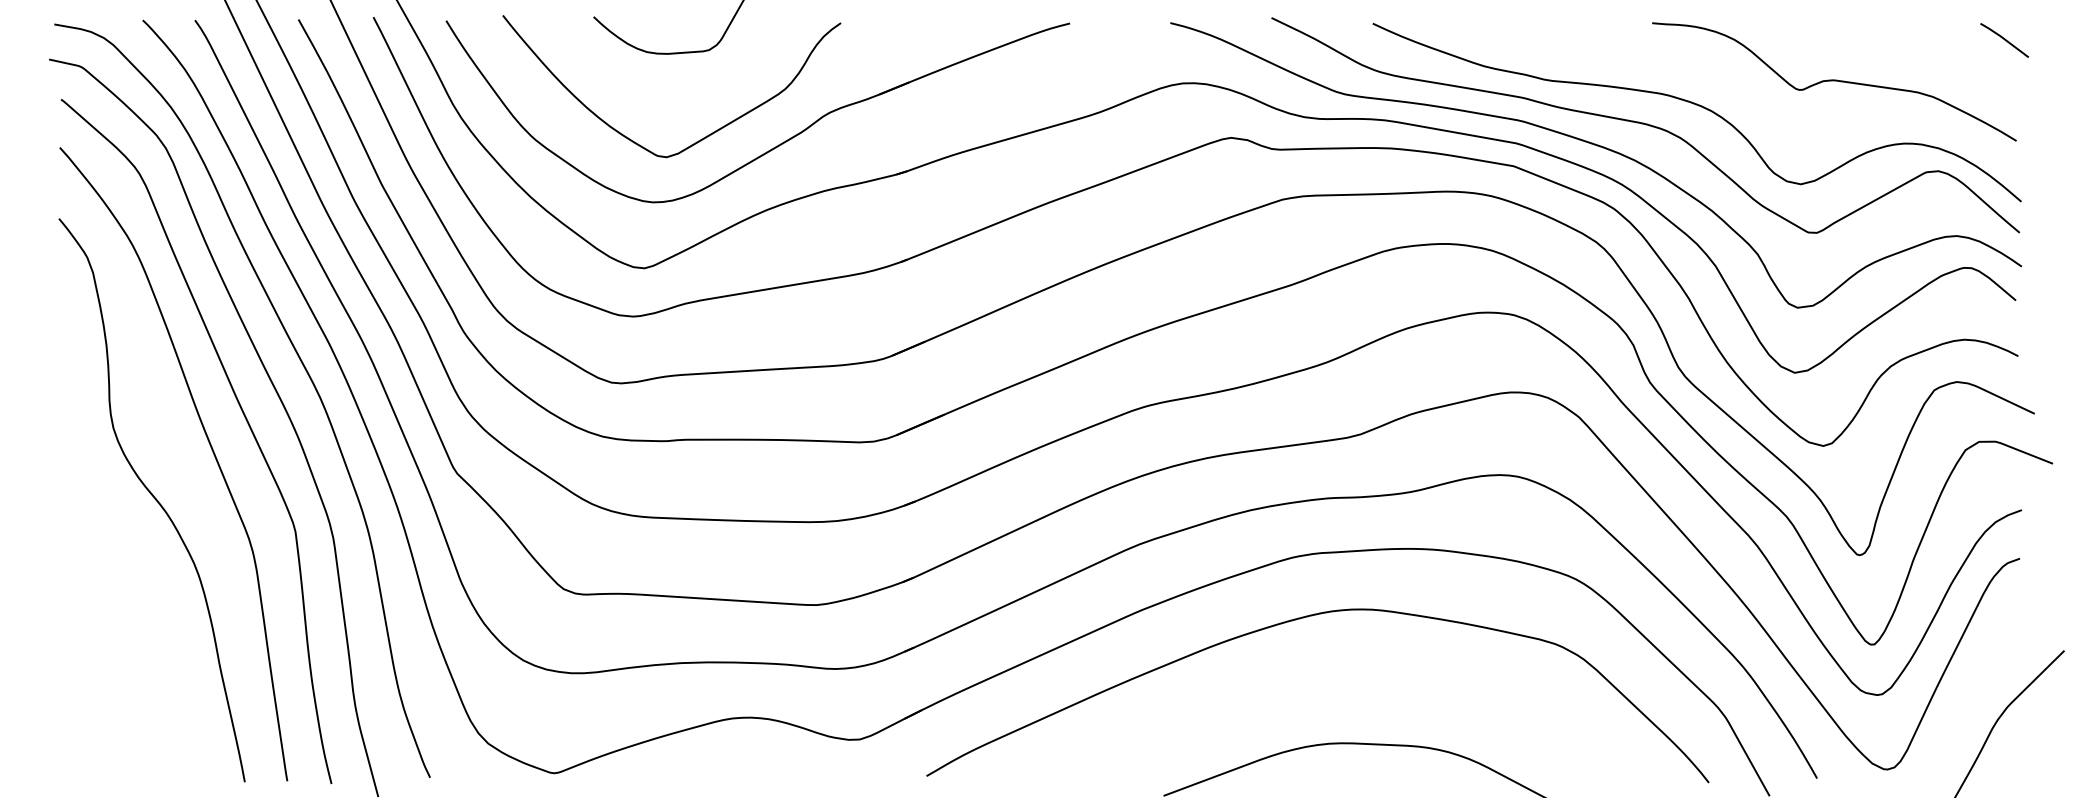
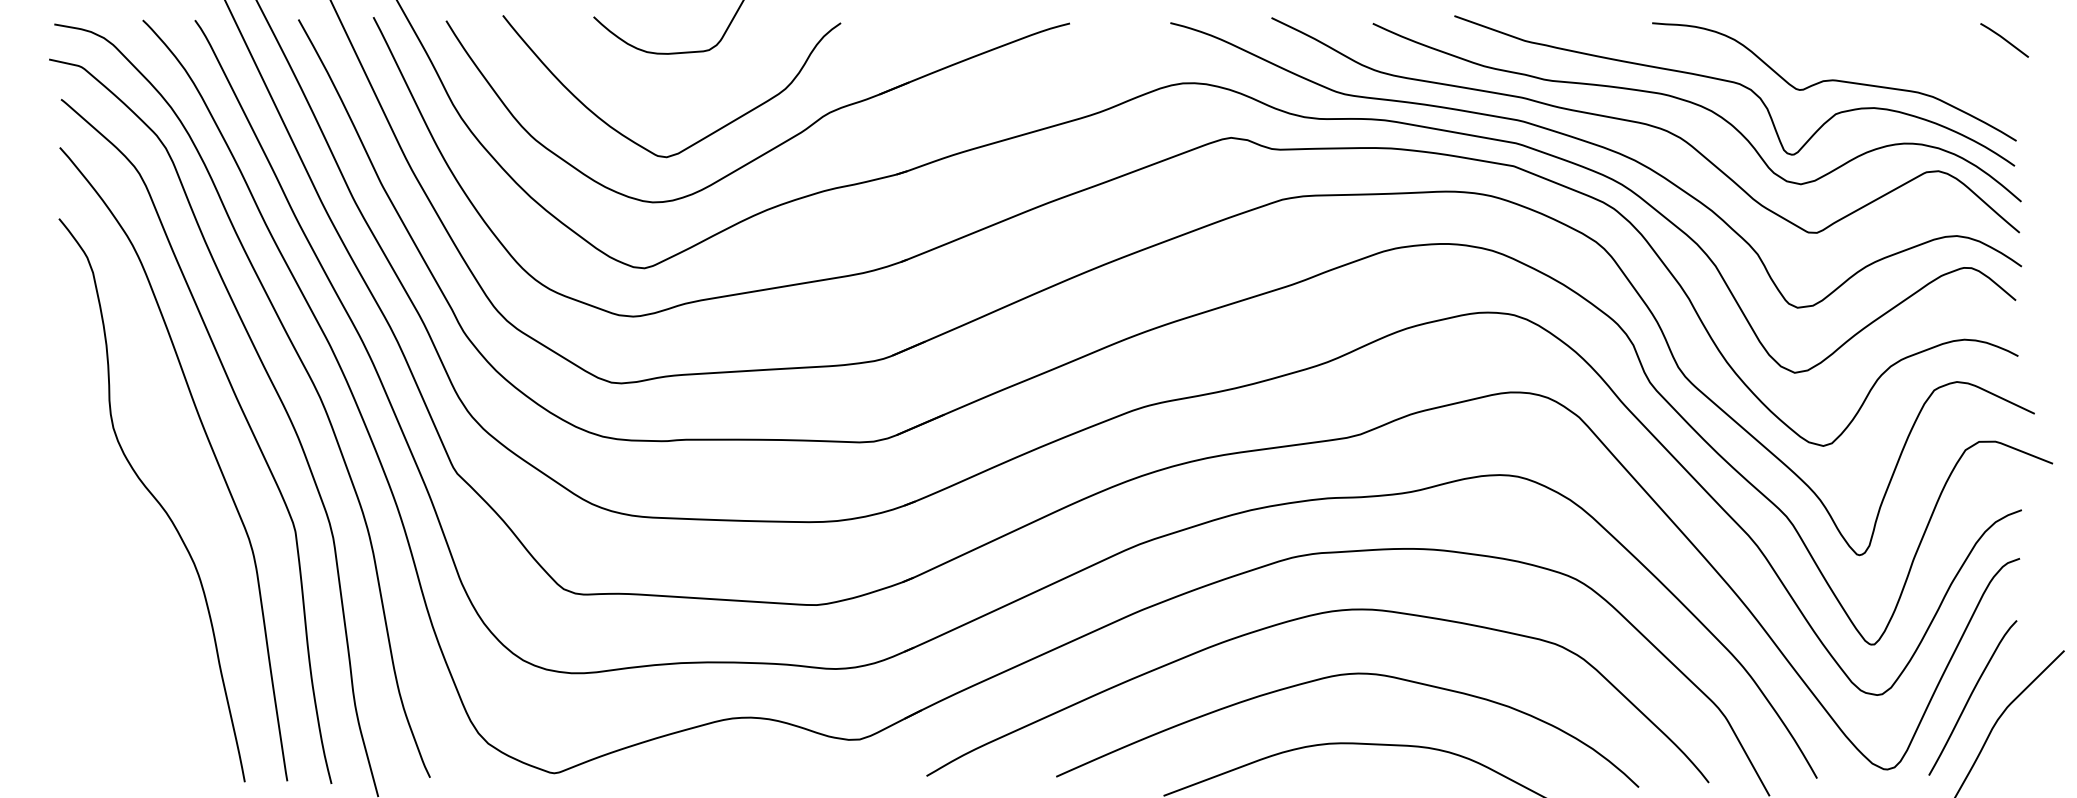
curve: none -> present (1736, 84)
curve: none -> present (1338, 676)
curve: none -> present (1971, 696)
